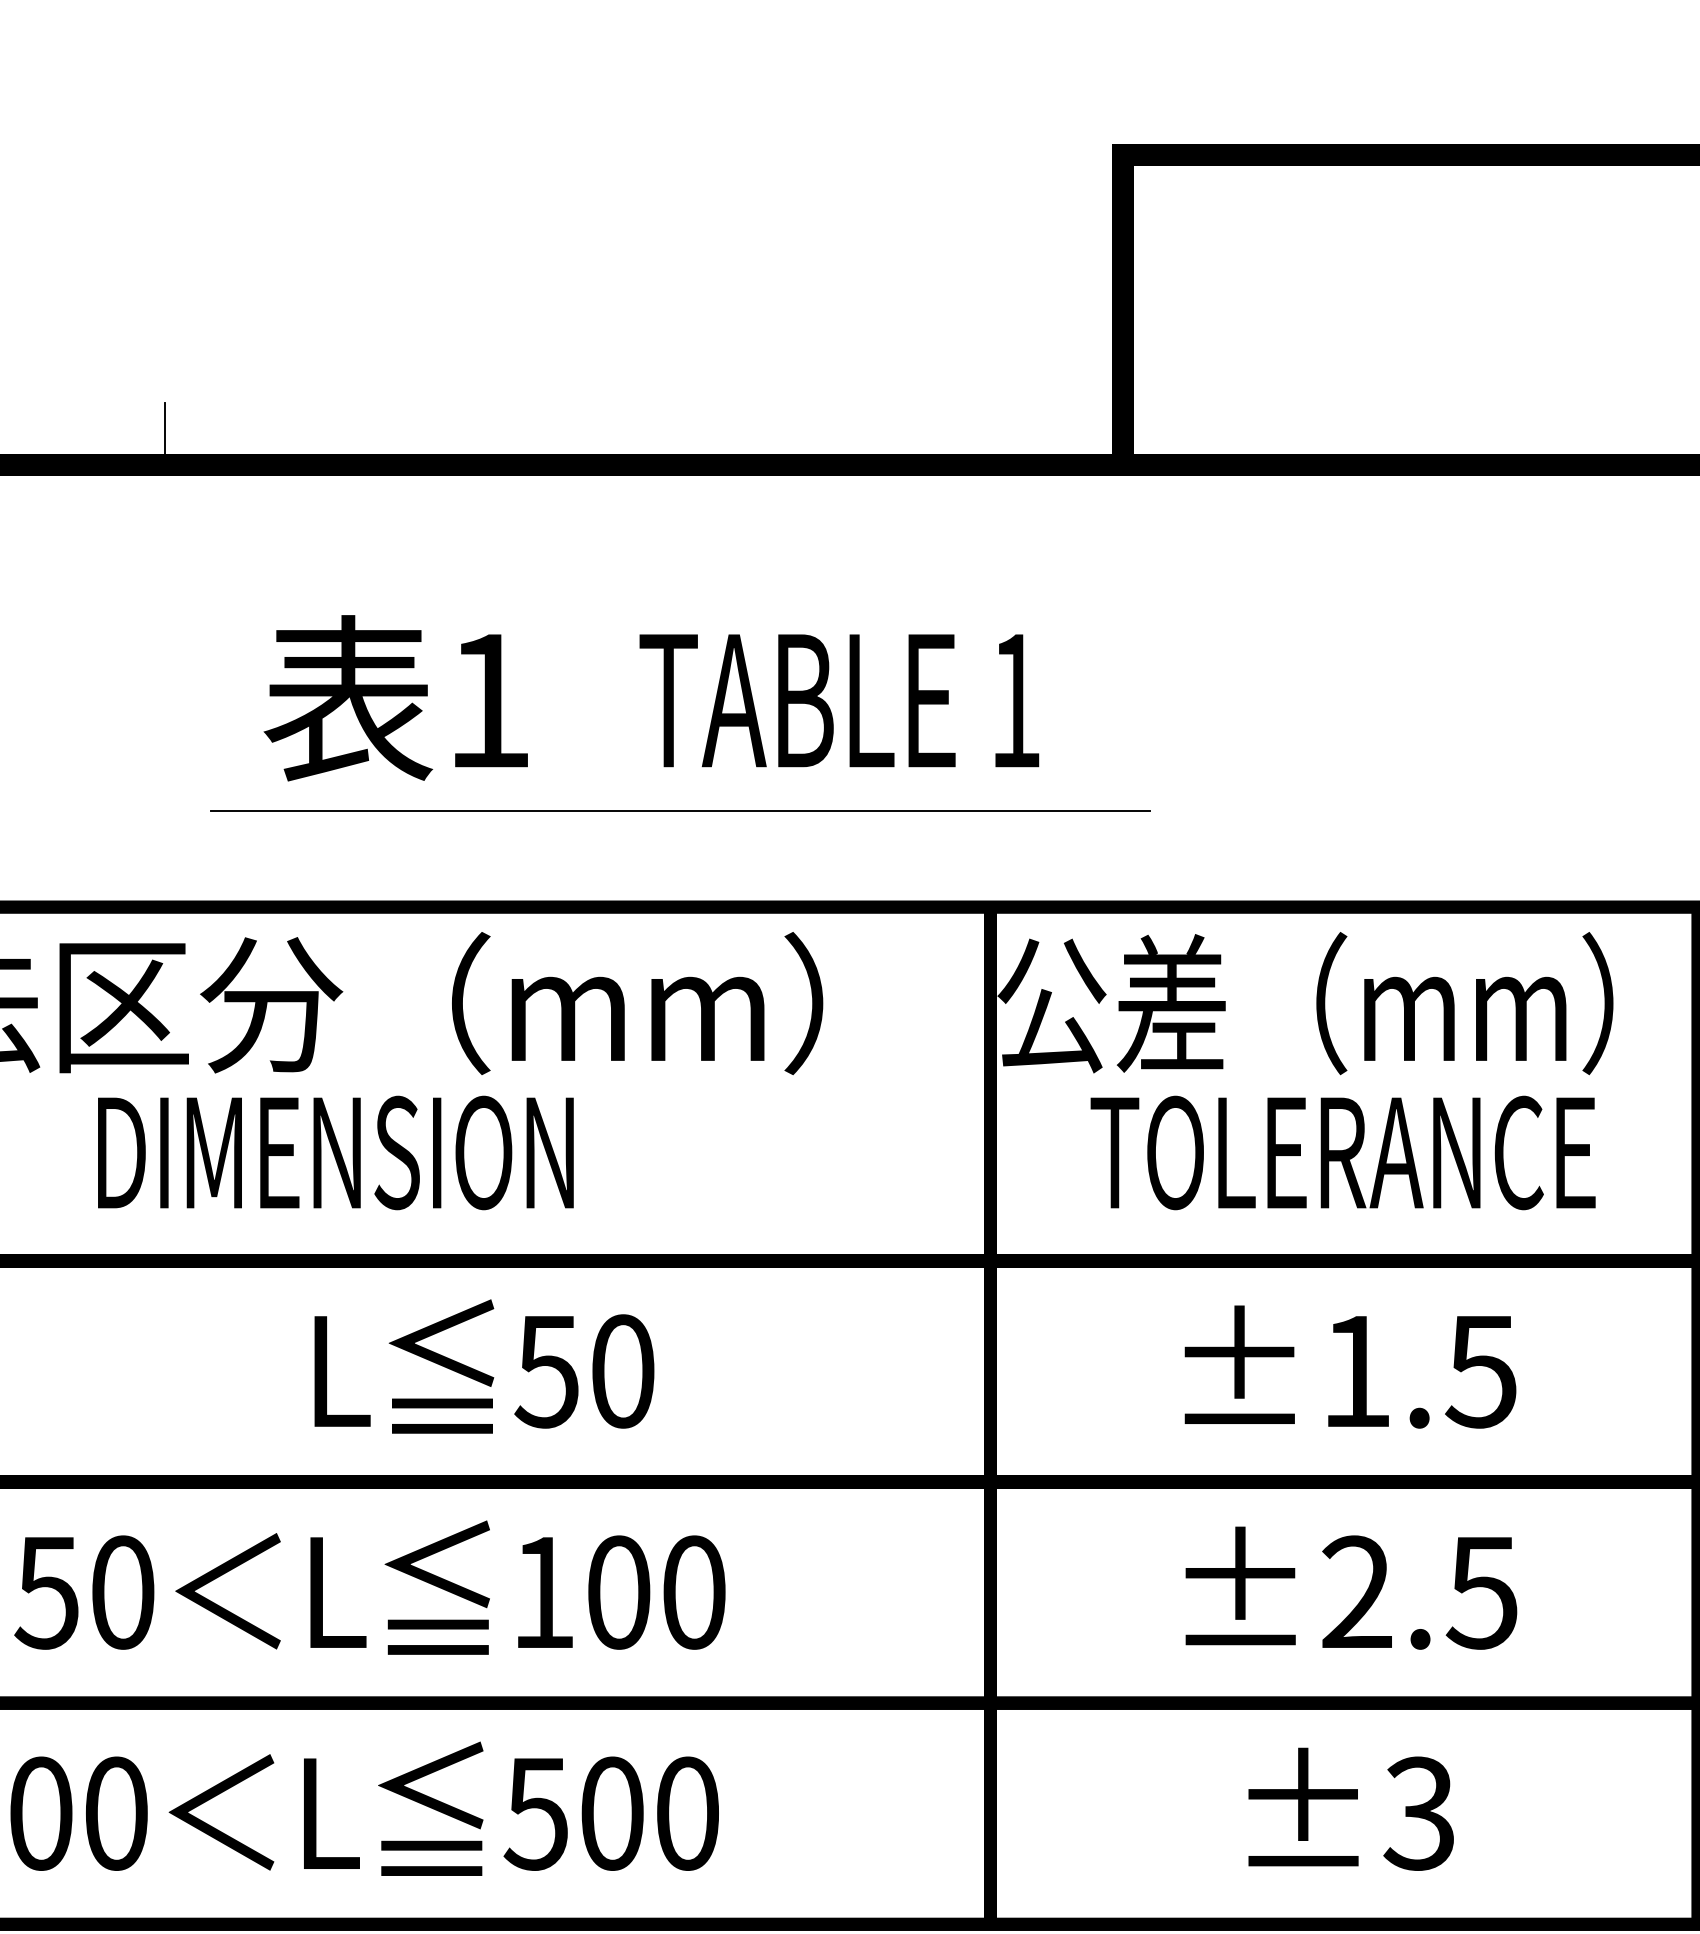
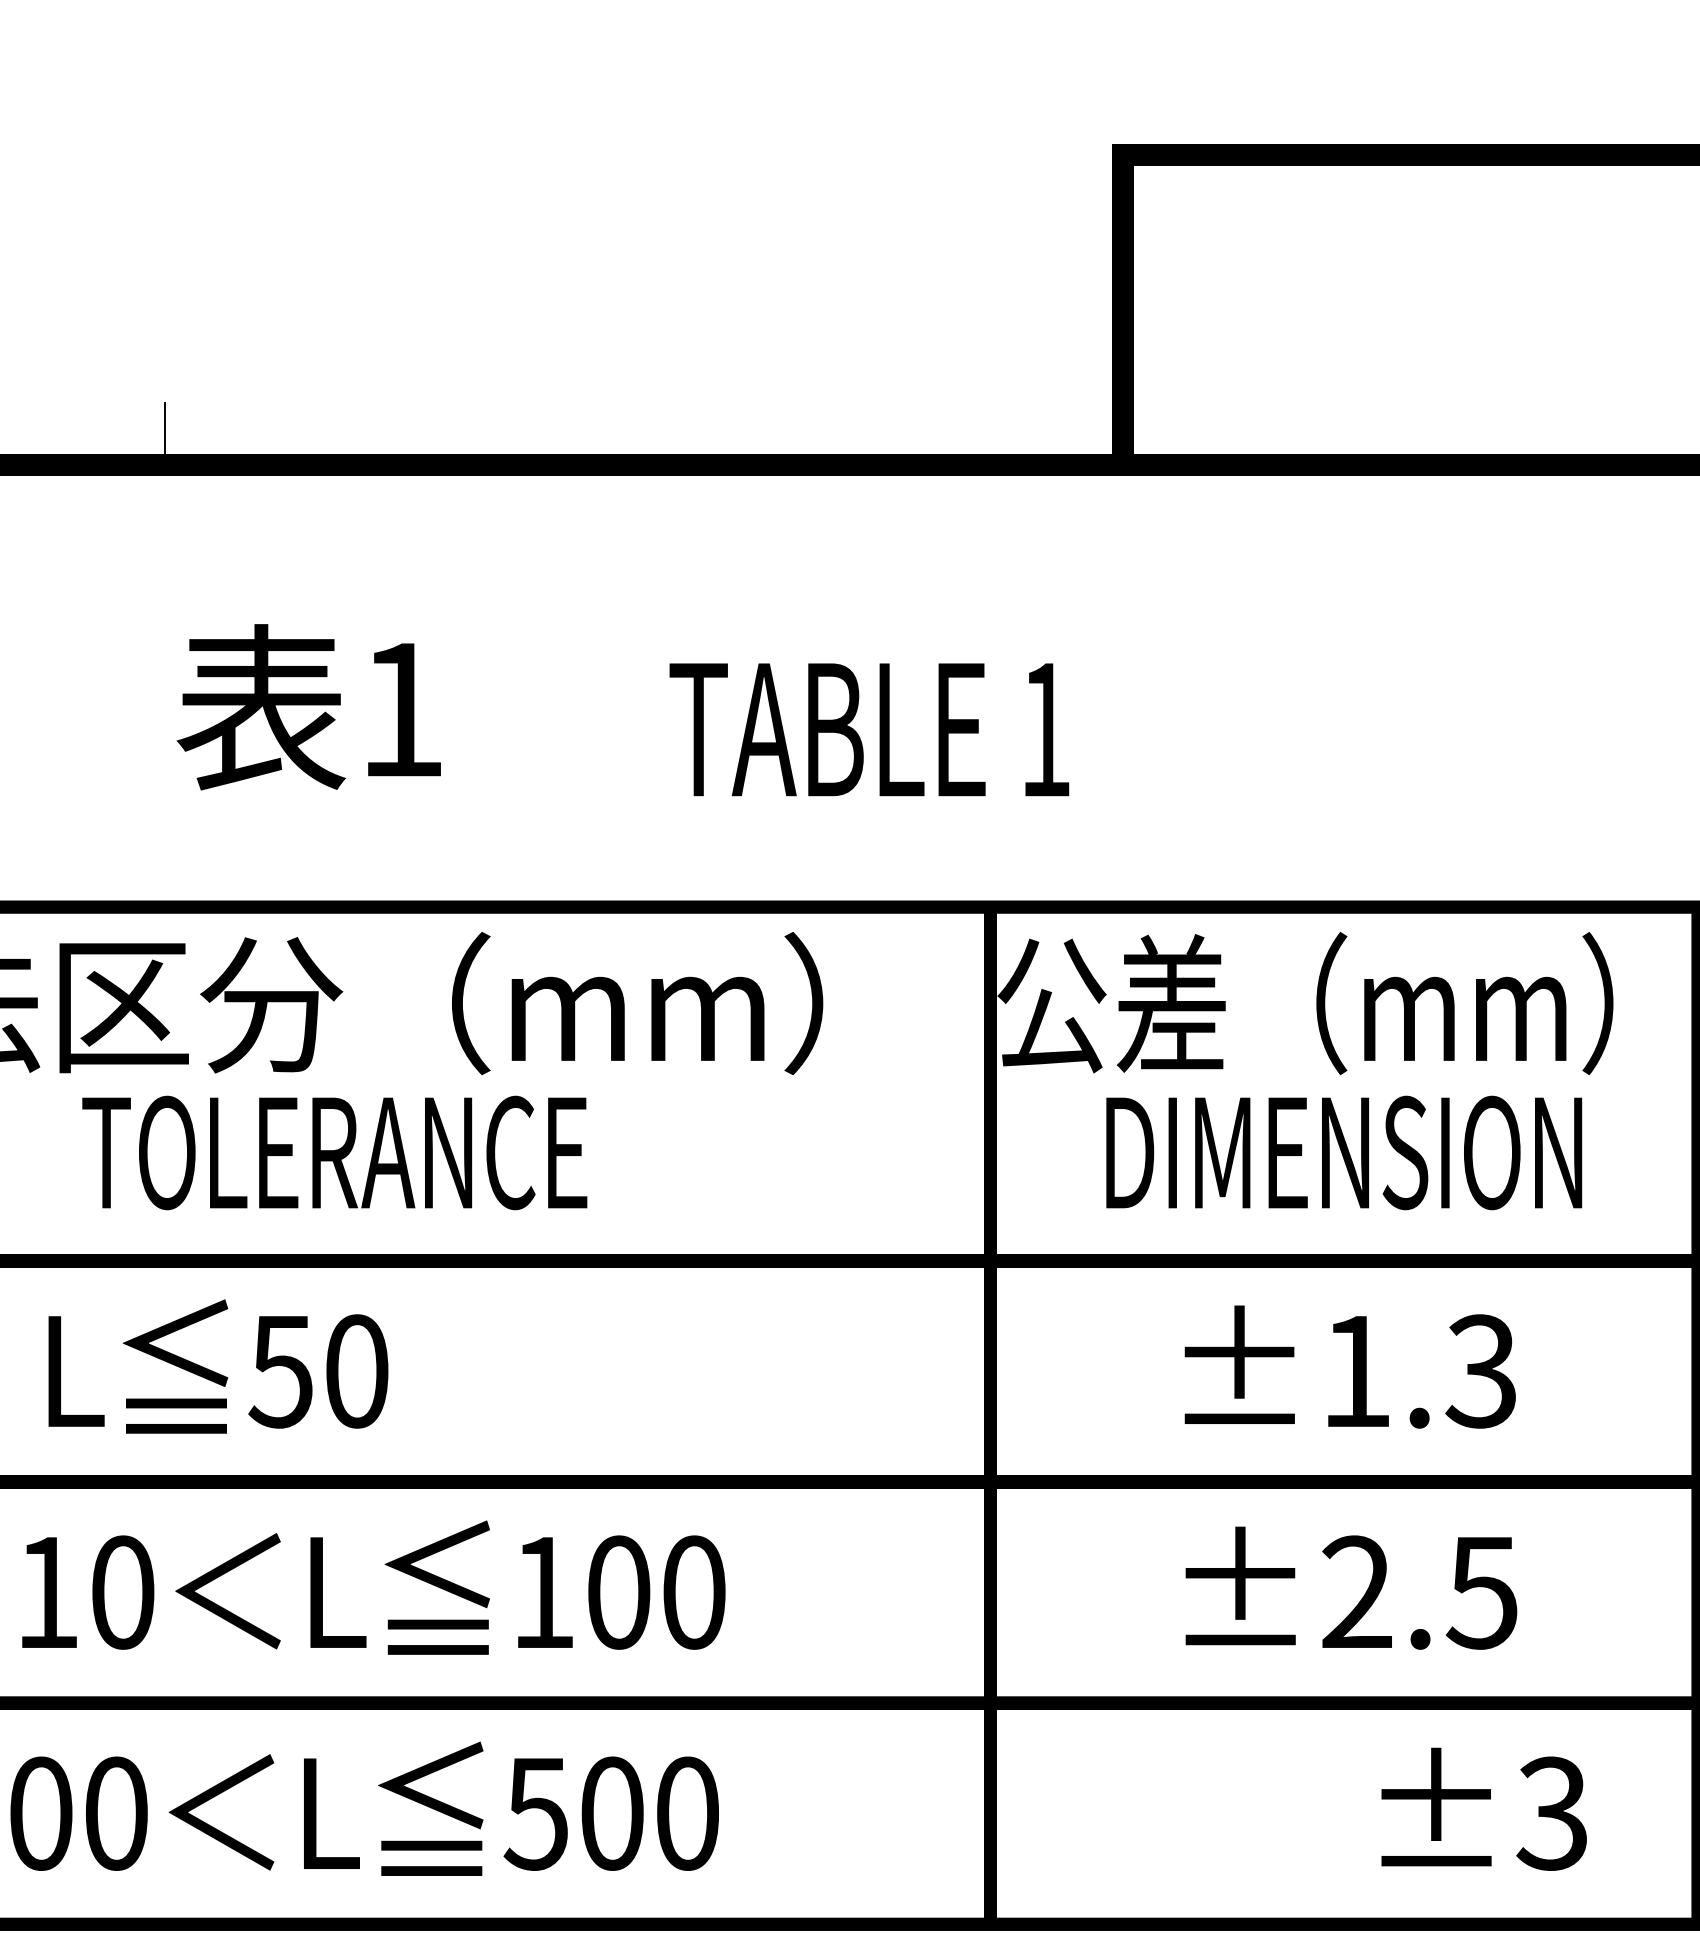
text position: (395, 698) -> (308, 707) (308, 707)
text position: (839, 700) -> (869, 729) (869, 729)
line: present -> none (680, 811)
text: DIMENSION -> TOLERANCE (334, 1152)
text: TOLERANCE -> DIMENSION (1342, 1152)
text position: (484, 1366) -> (218, 1366) (218, 1366)
text: ±1.5 -> ±1.3 (1480, 1371)
text: 50 -> 10 (46, 1593)
text position: (1350, 1808) -> (1483, 1808) (1483, 1808)
